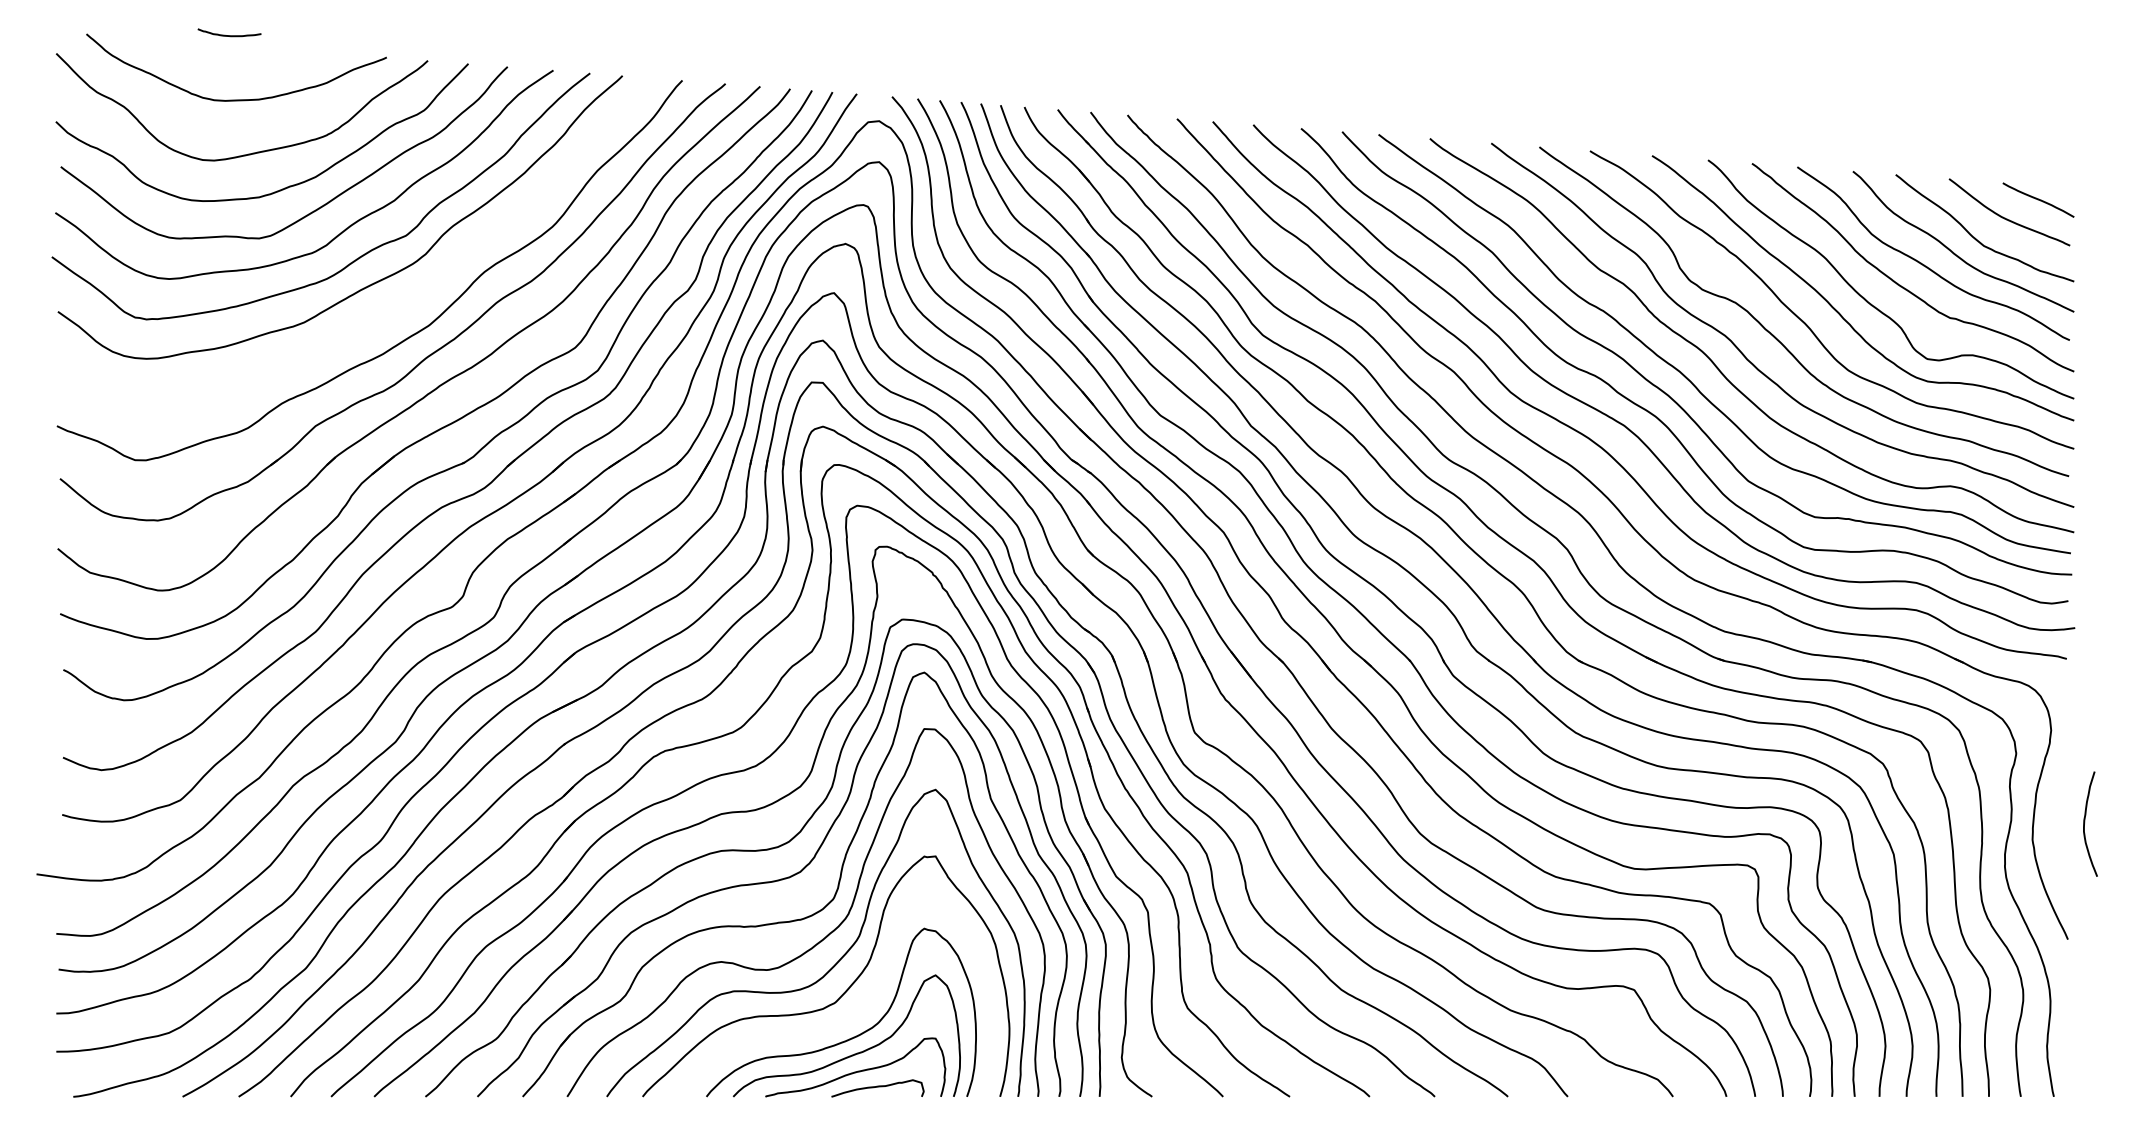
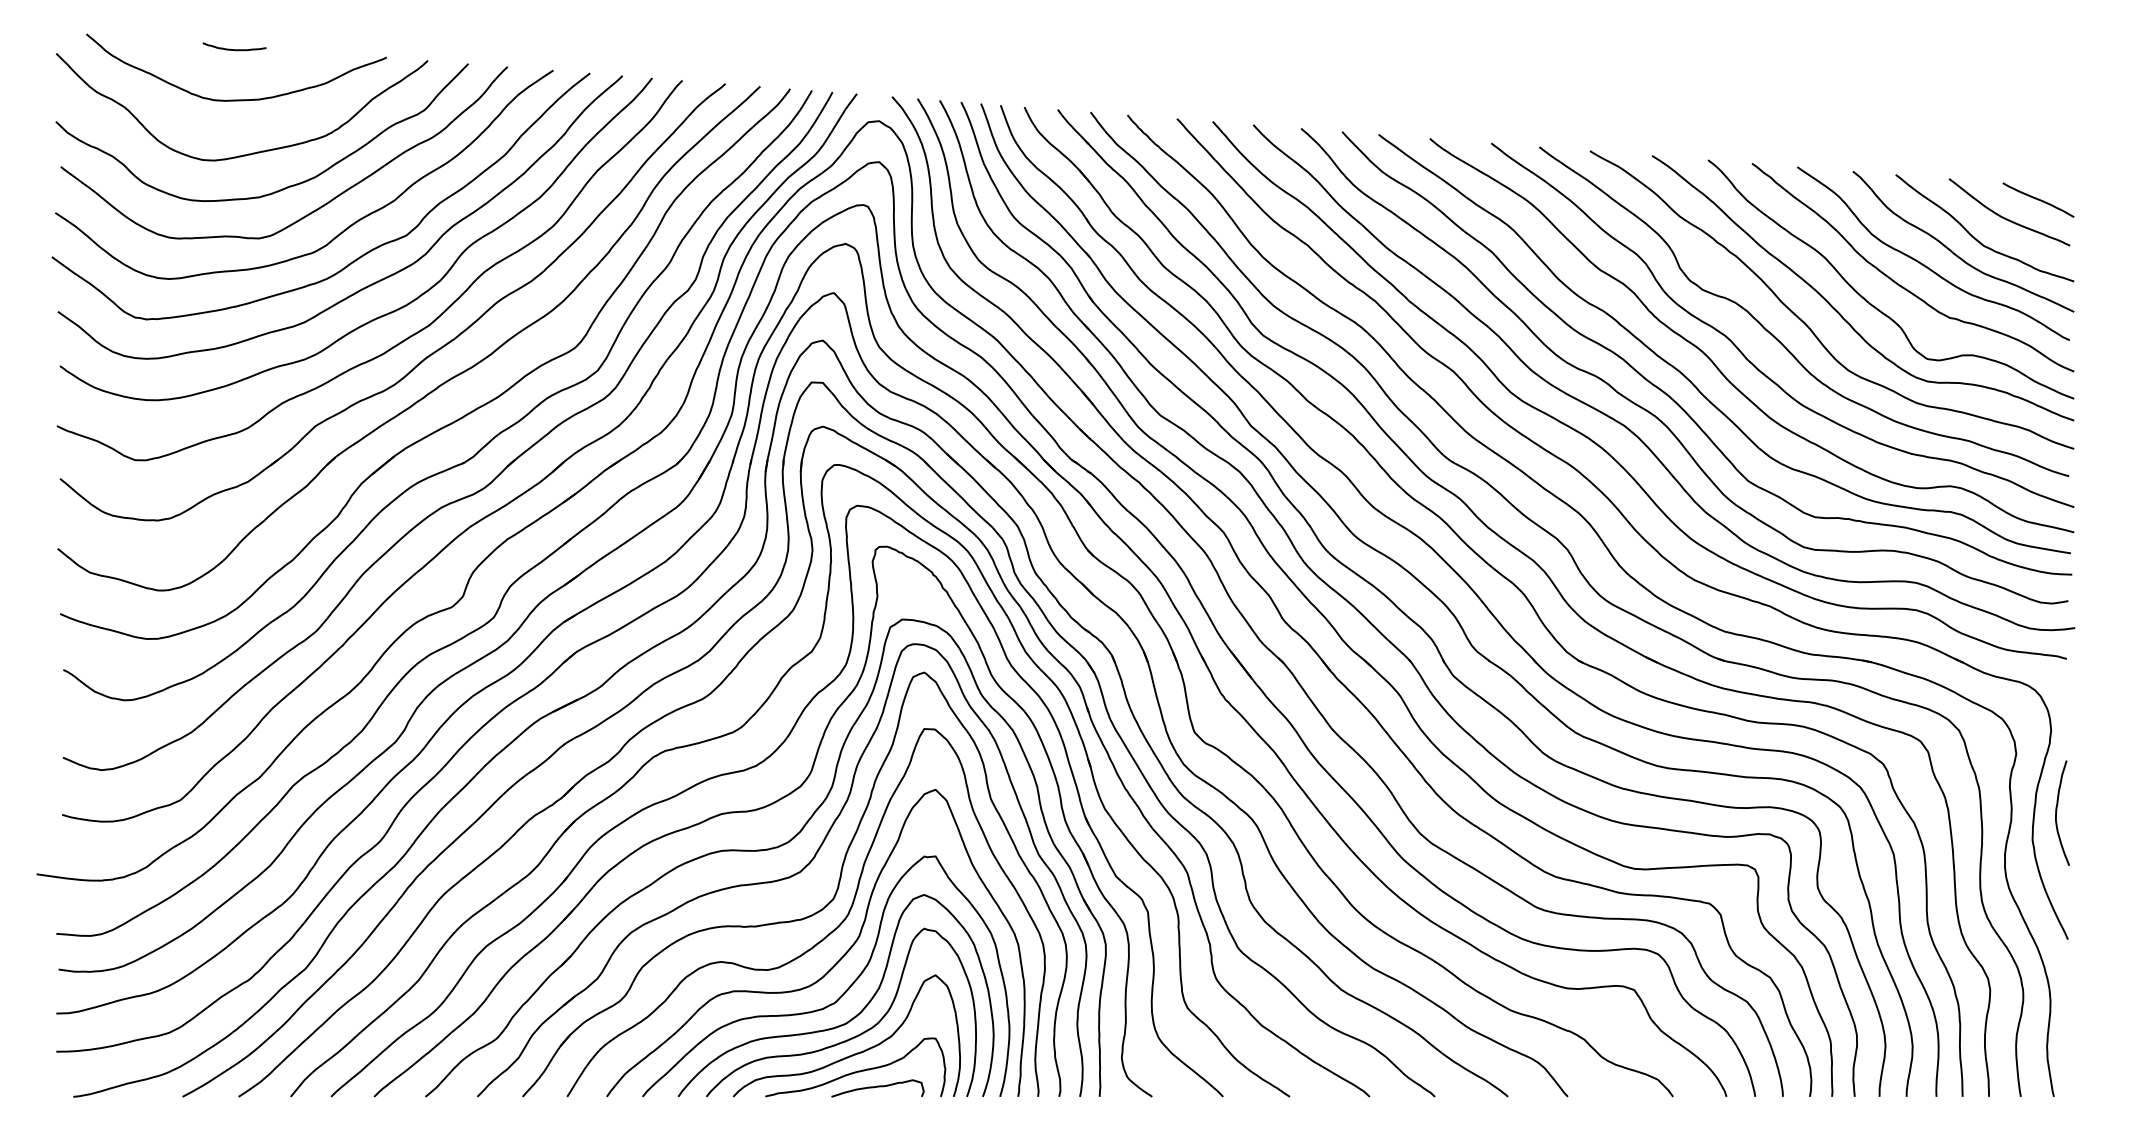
curve position: (229, 35) -> (234, 49) (234, 49)
curve: none -> present (390, 311)
curve position: (2085, 822) -> (2057, 811) (2057, 811)
curve: none -> present (852, 1017)
